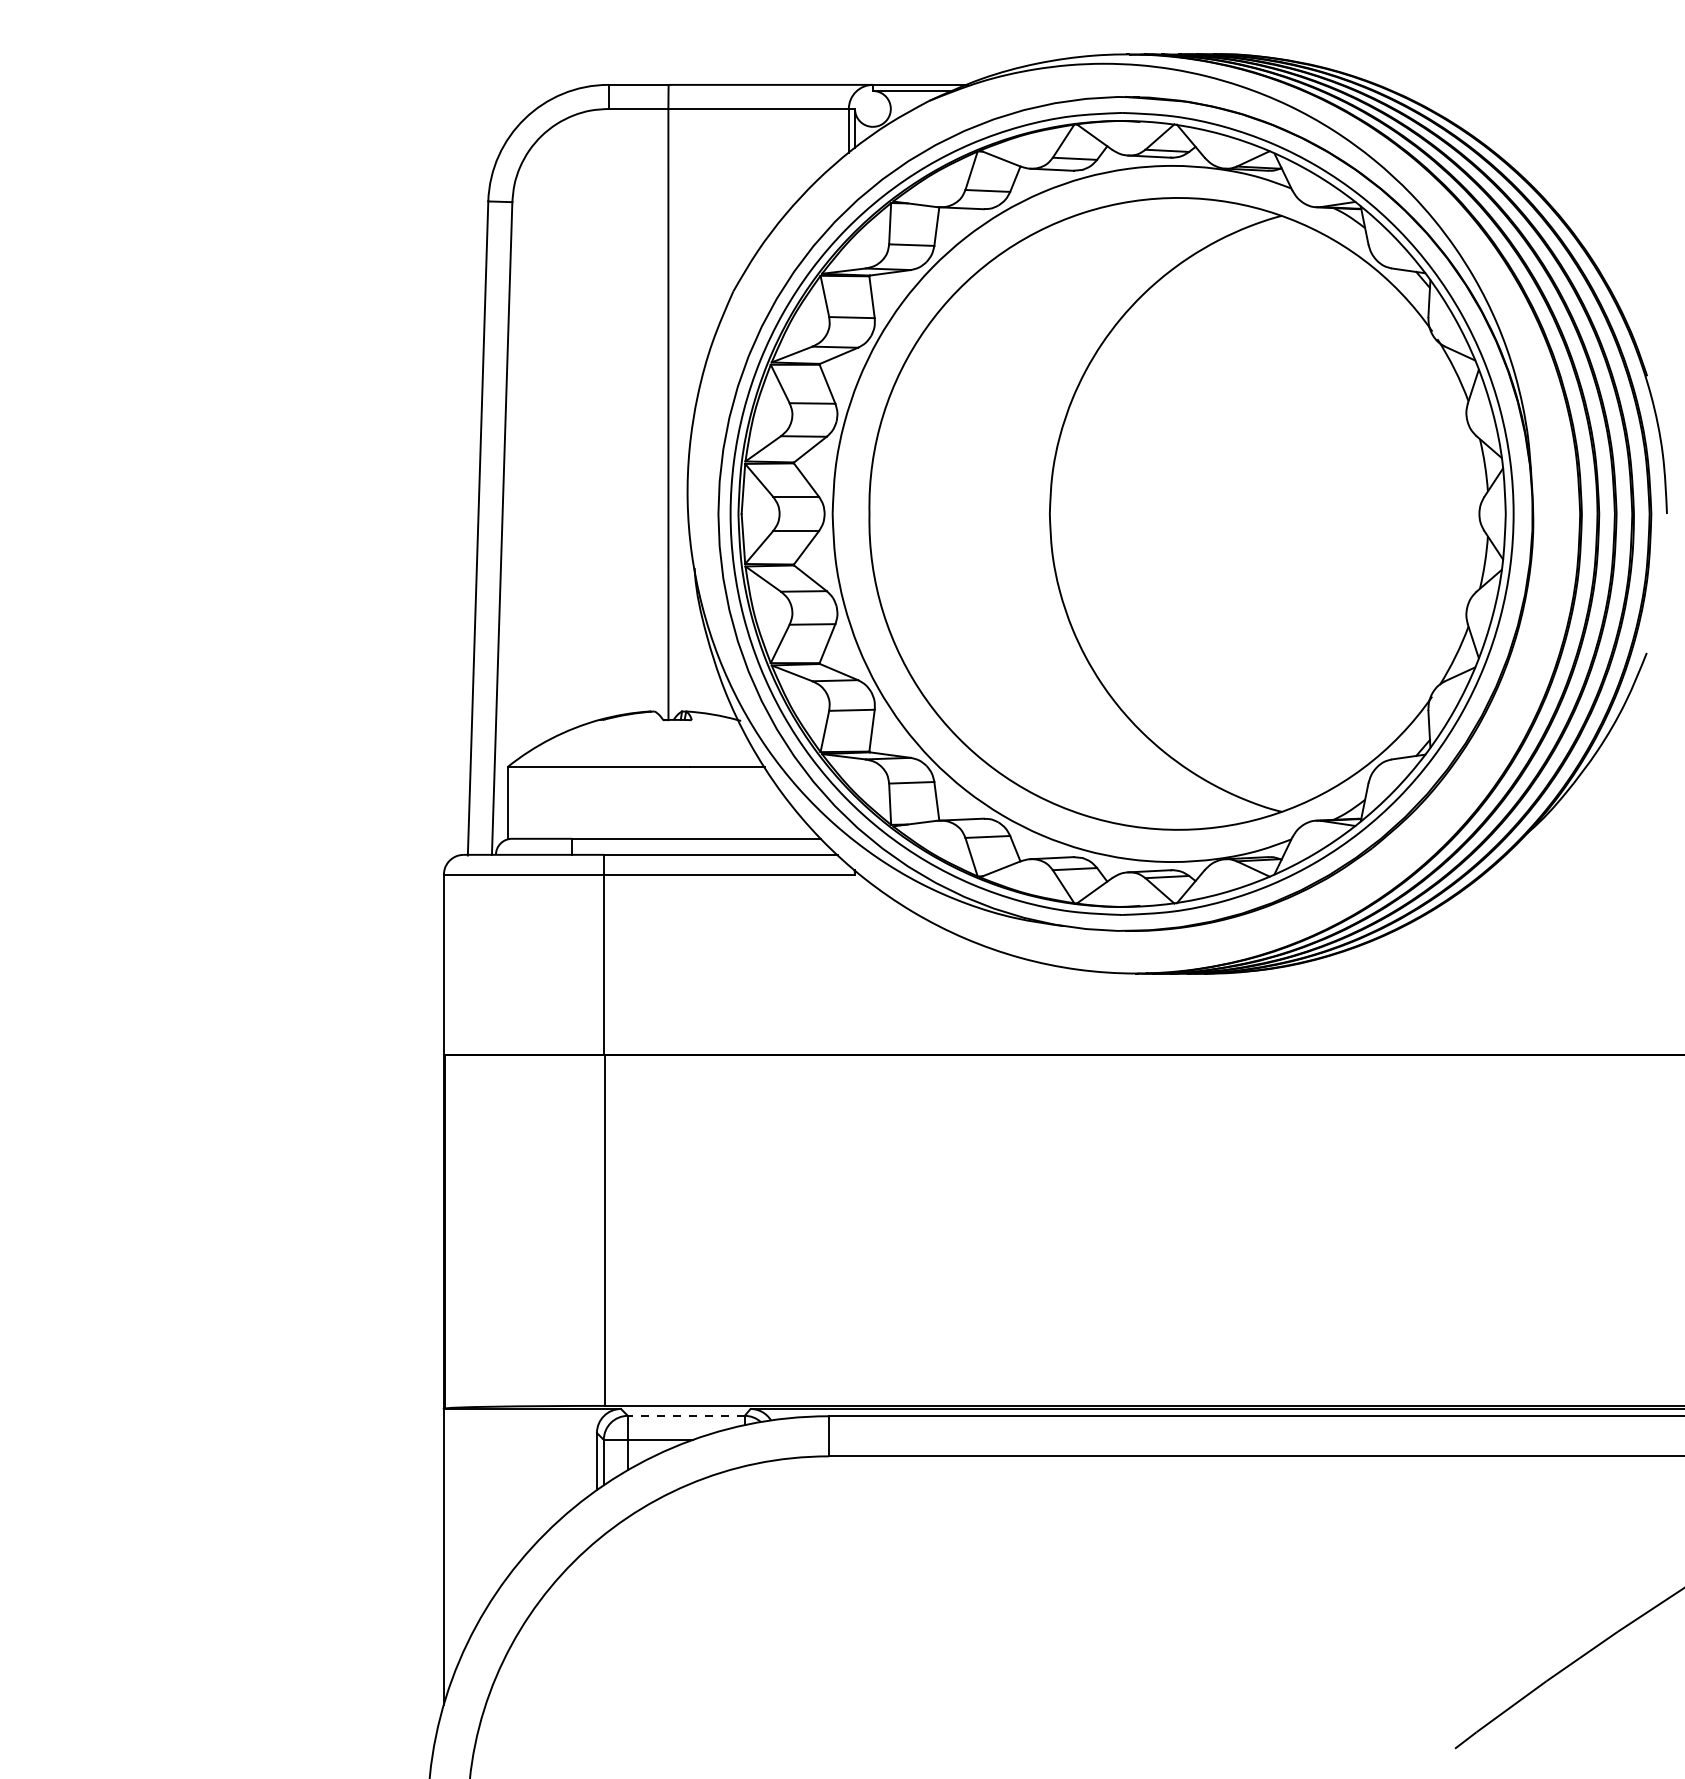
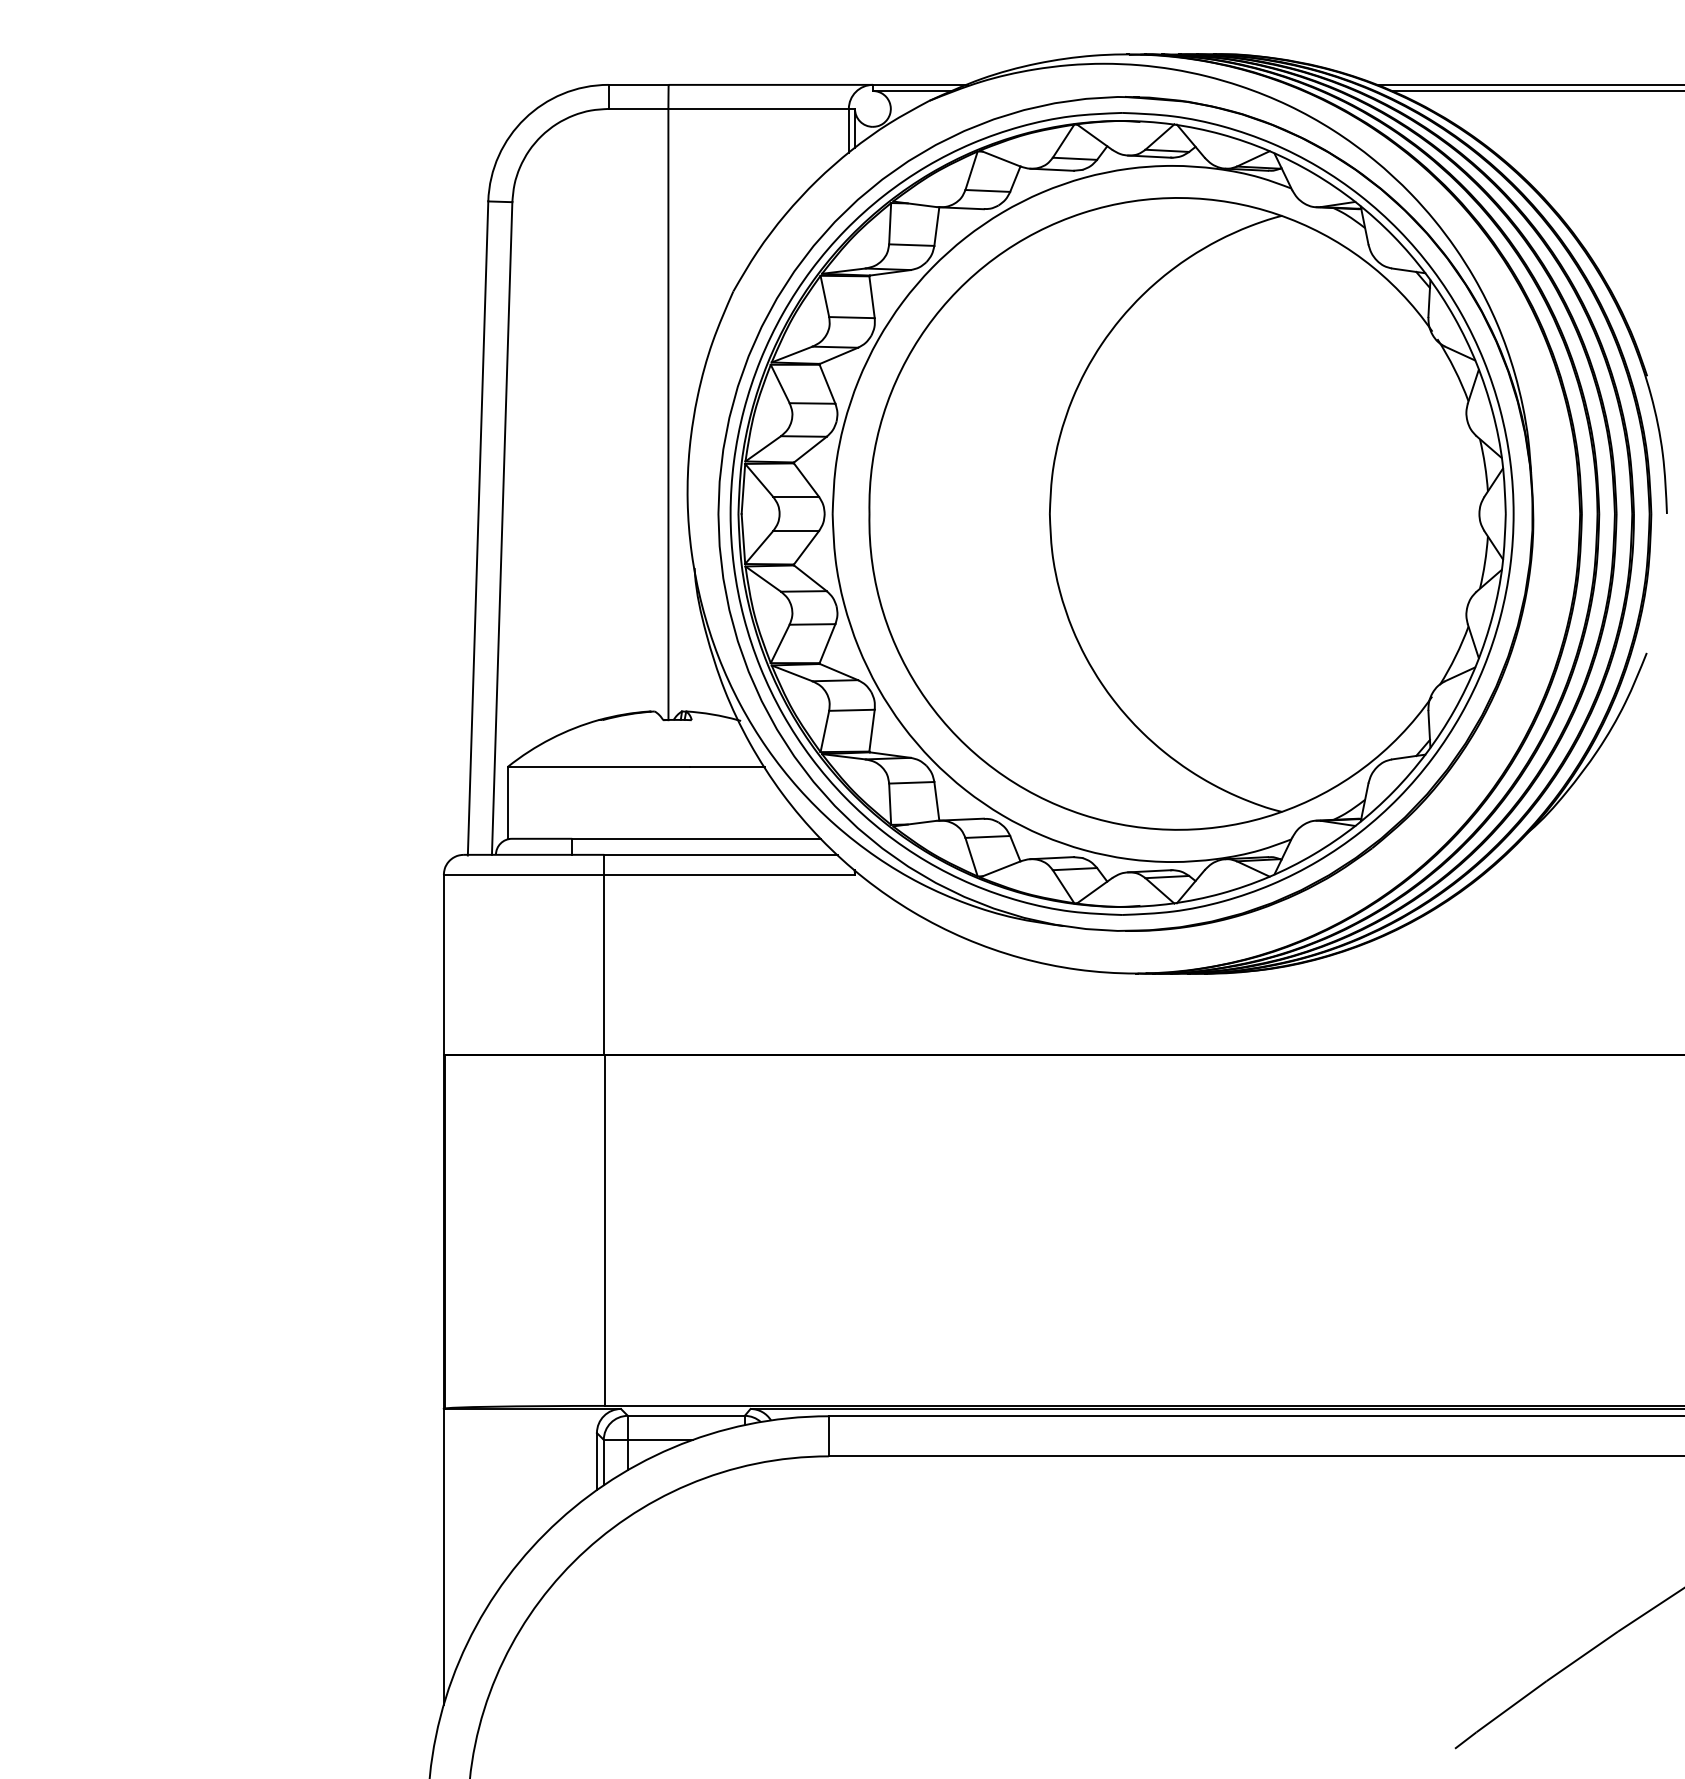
line: none -> present (1528, 84)
line: none -> present (1535, 91)
line: dashed -> solid (685, 1415)
